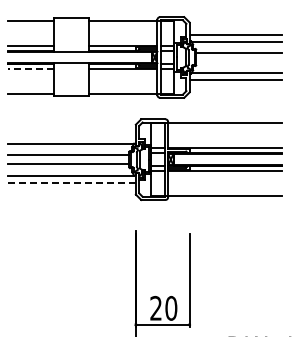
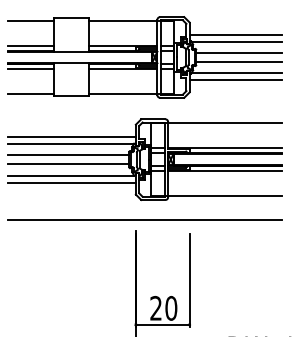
line: none -> present (238, 62)
line: dashed -> solid (31, 69)
line: none -> present (71, 136)
line: dashed -> solid (72, 182)
line: none -> present (144, 220)
